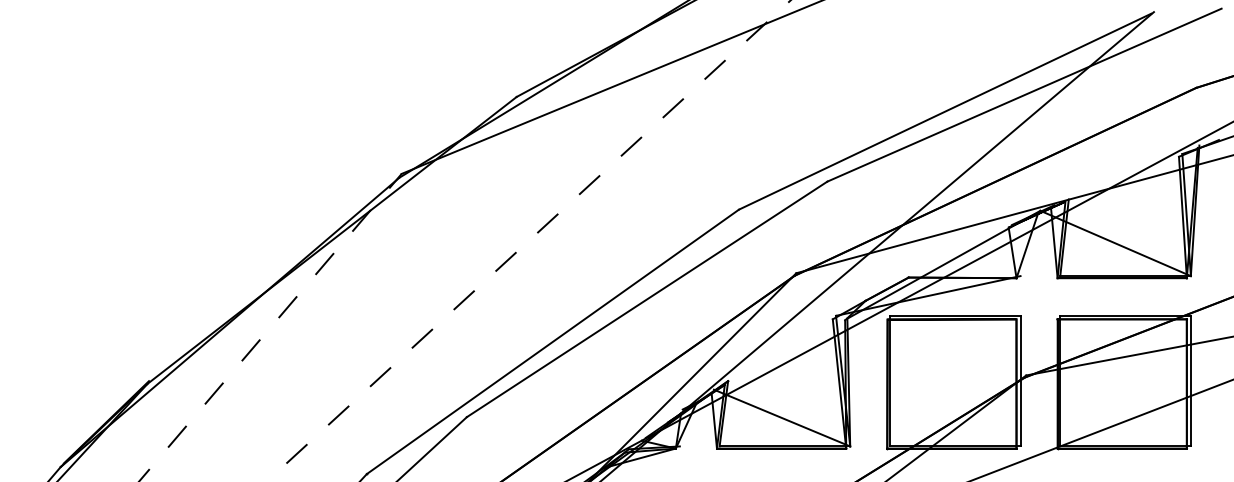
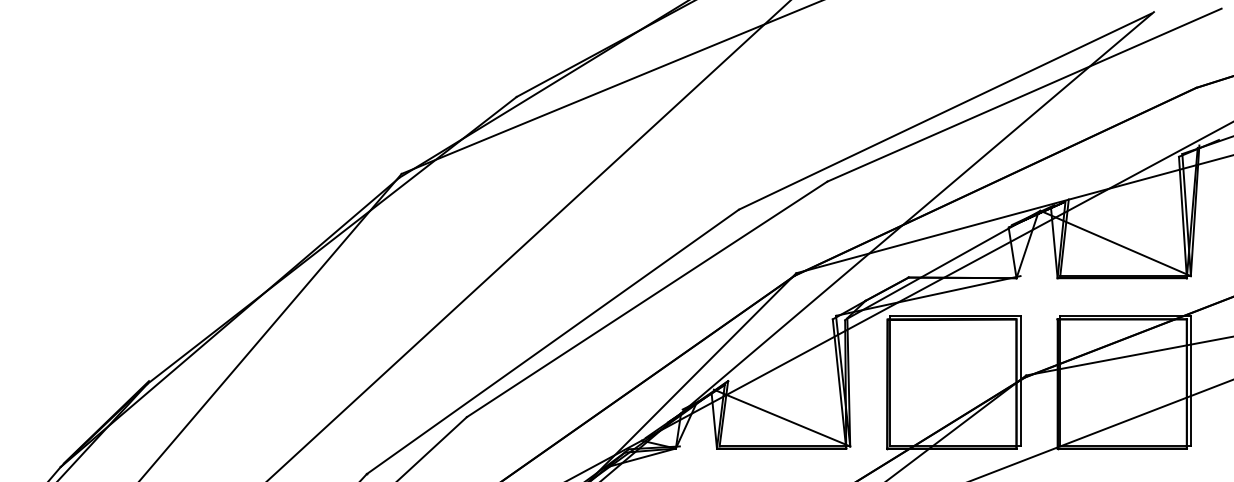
line: dashed -> solid (529, 240)
line: dashed -> solid (270, 327)
